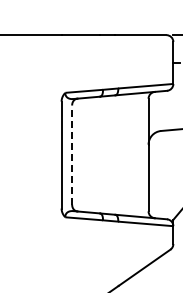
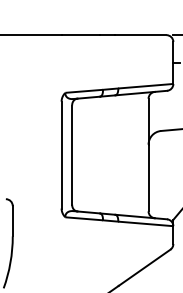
line: dashed -> solid (72, 155)
part: none -> present (8, 243)
